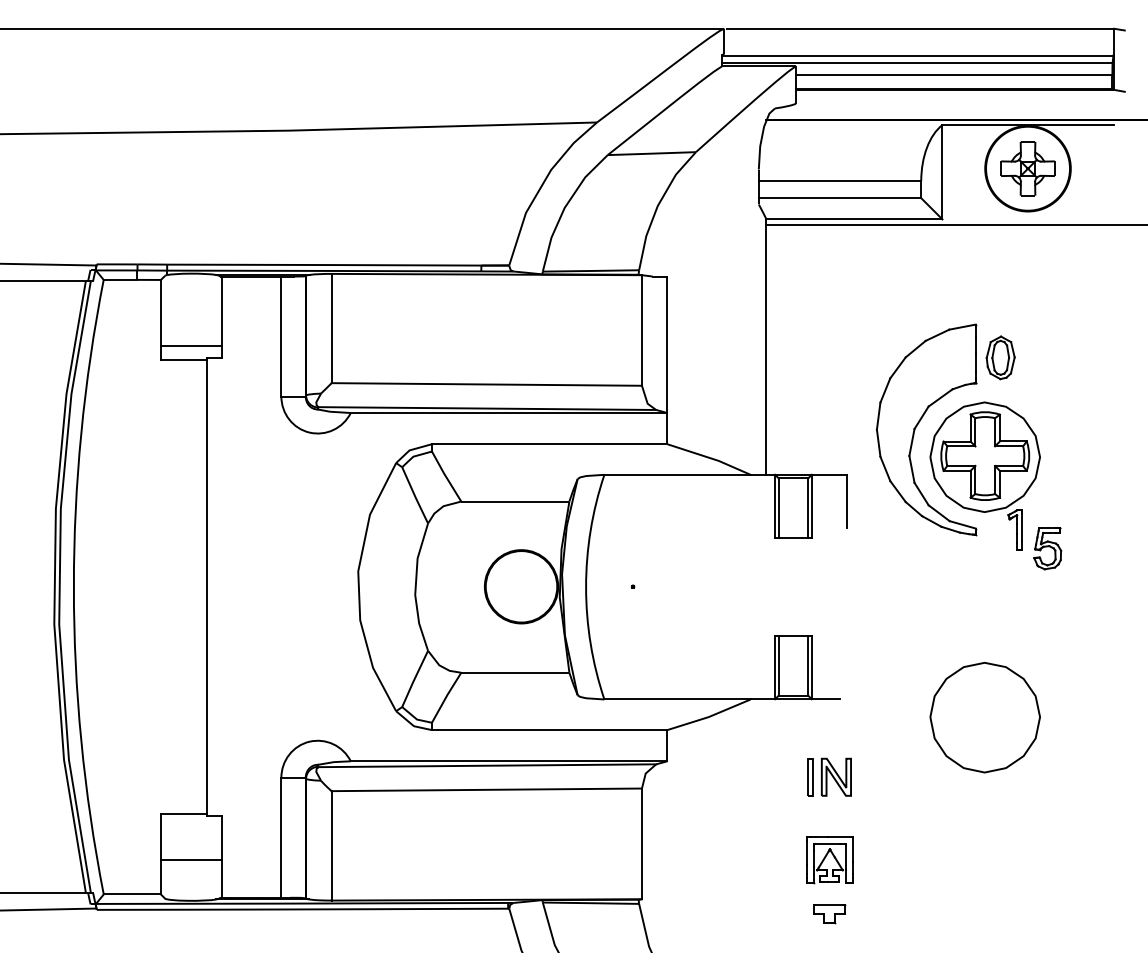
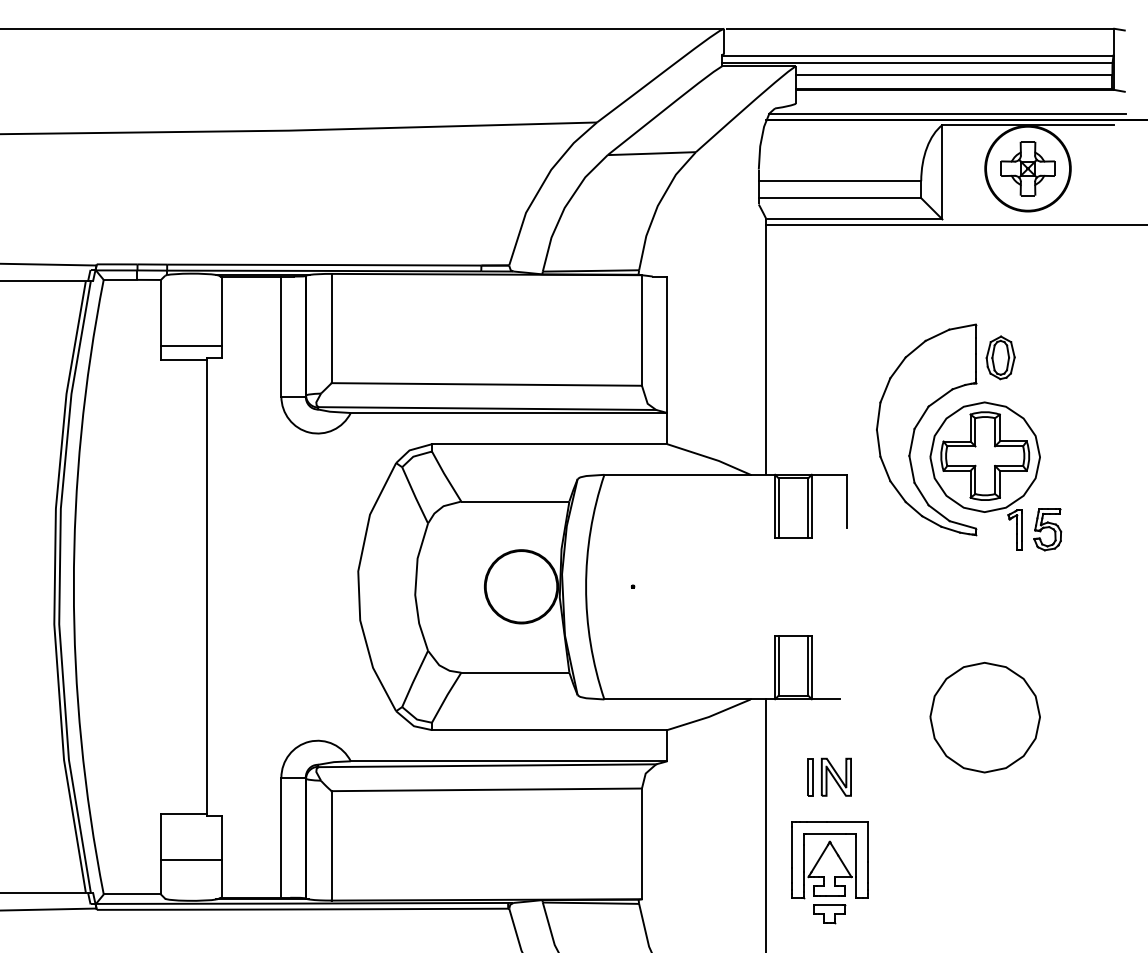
line: none -> present (947, 113)
part position: (1047, 548) -> (1047, 529) (1047, 529)
line: none -> present (766, 824)
part size: 48x49 px -> 78x79 px (829, 860)
